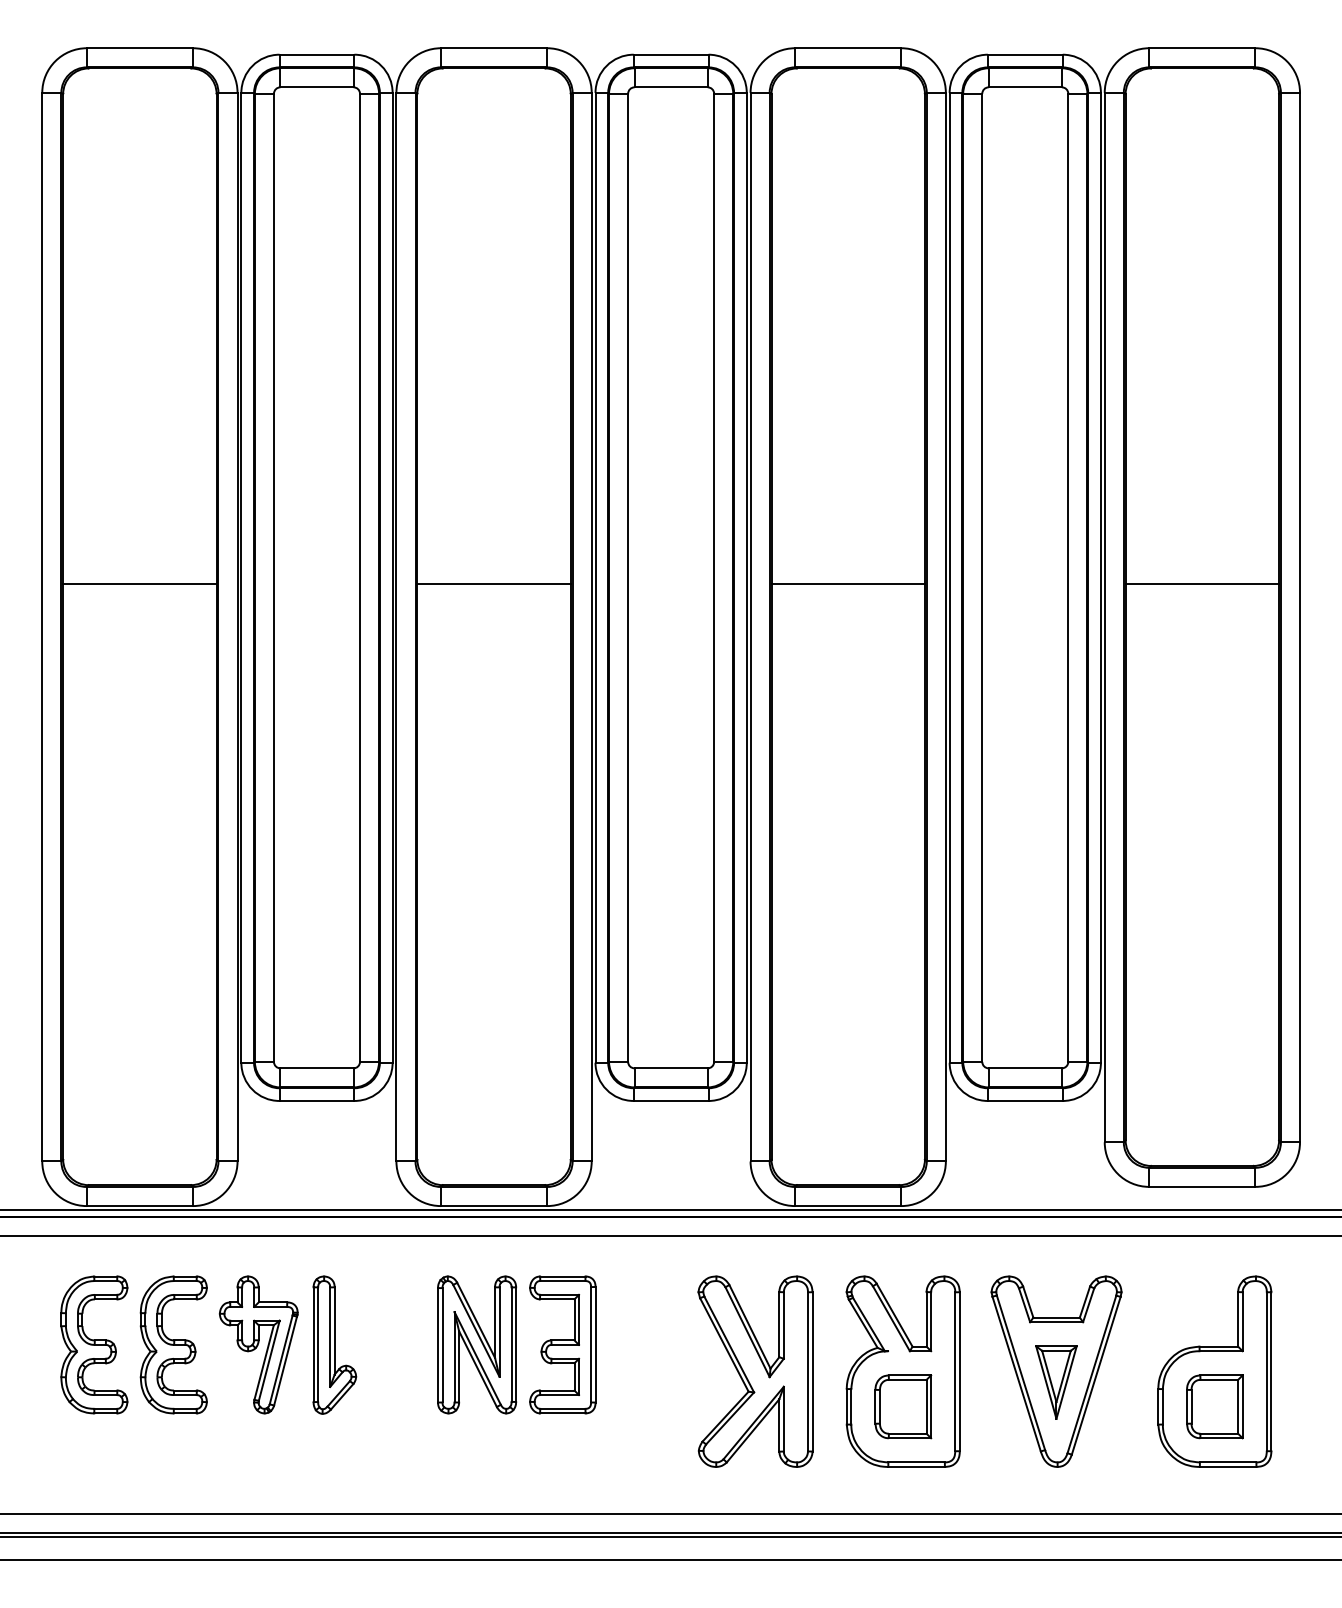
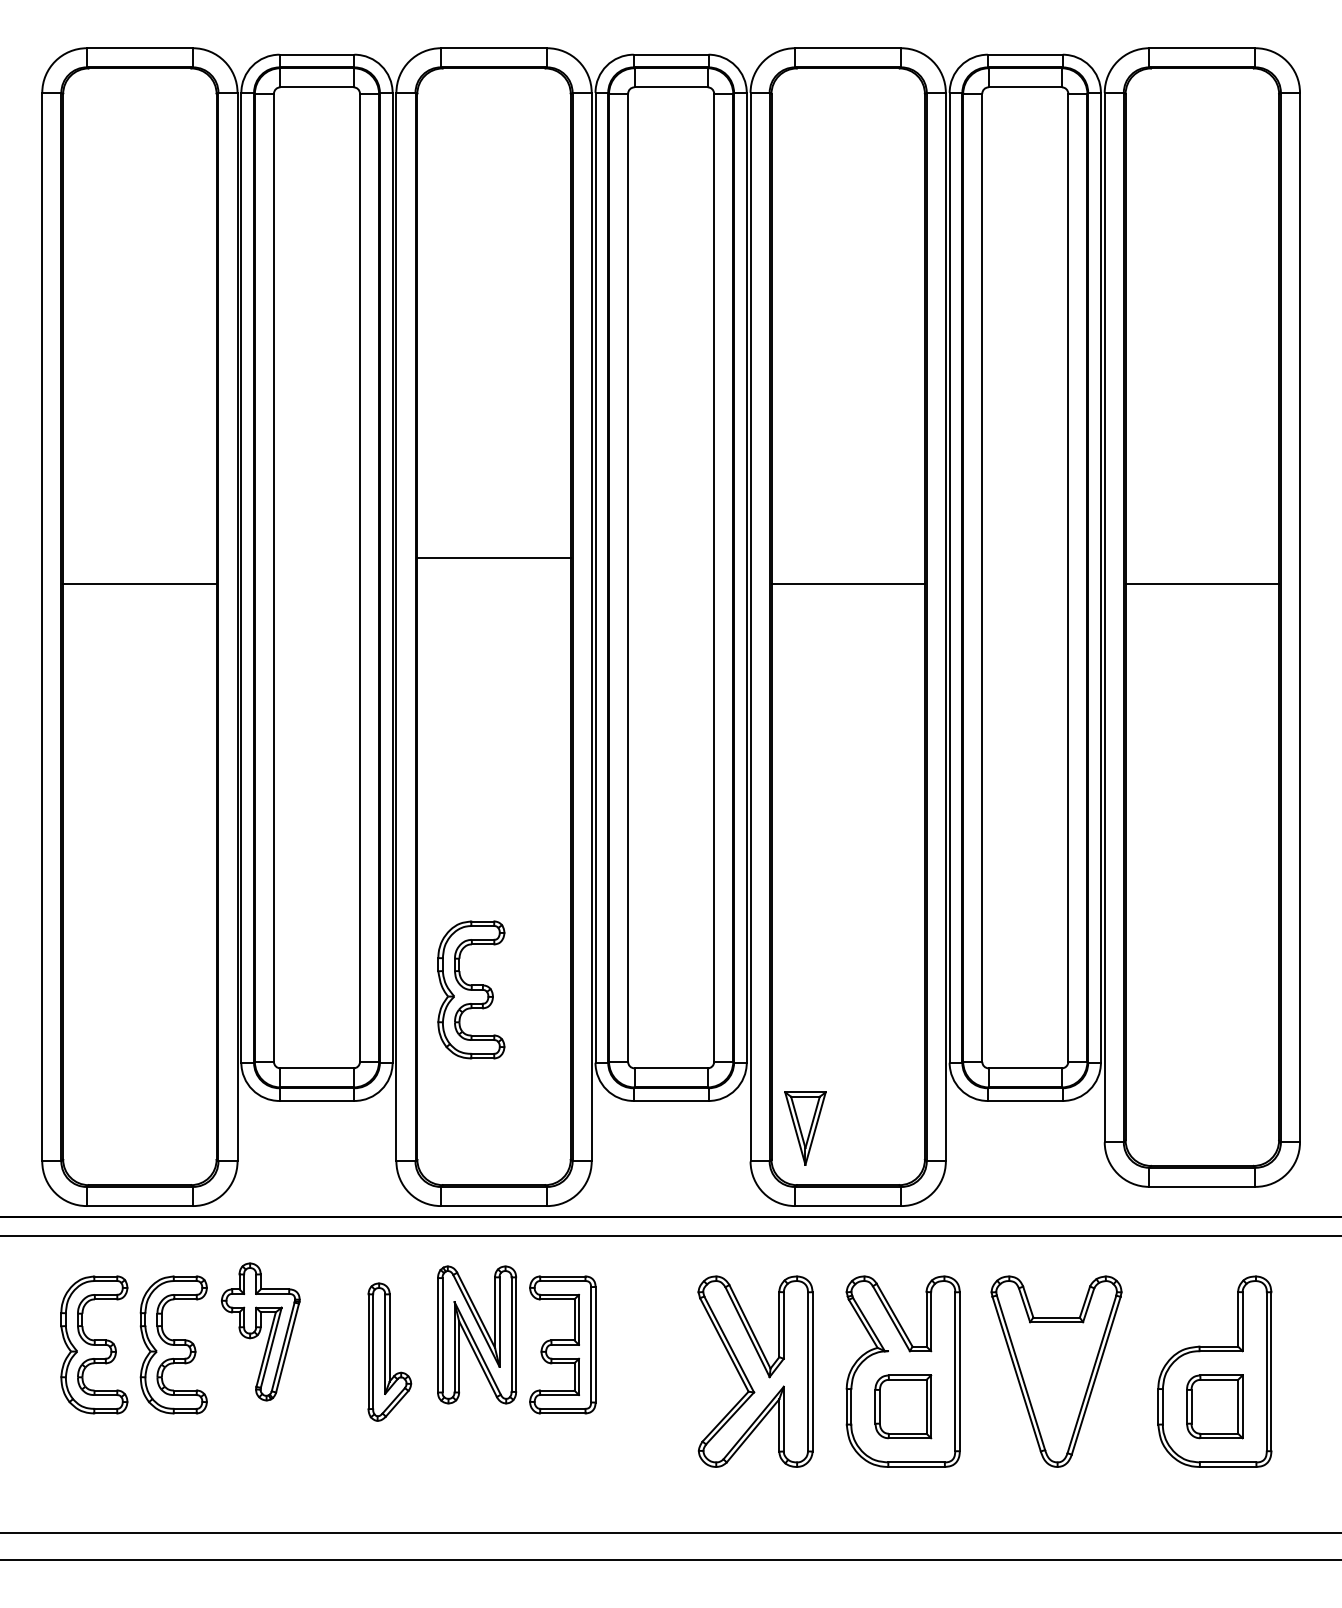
line position: (493, 584) -> (493, 558) (493, 558)
part: none -> present (471, 989)
line: present -> none (670, 1210)
part position: (258, 1344) -> (260, 1331) (260, 1331)
part position: (334, 1344) -> (389, 1351) (389, 1351)
part position: (477, 1344) -> (477, 1334) (477, 1334)
part position: (1056, 1382) -> (805, 1128) (805, 1128)
line: present -> none (670, 1513)
line: present -> none (670, 1536)
